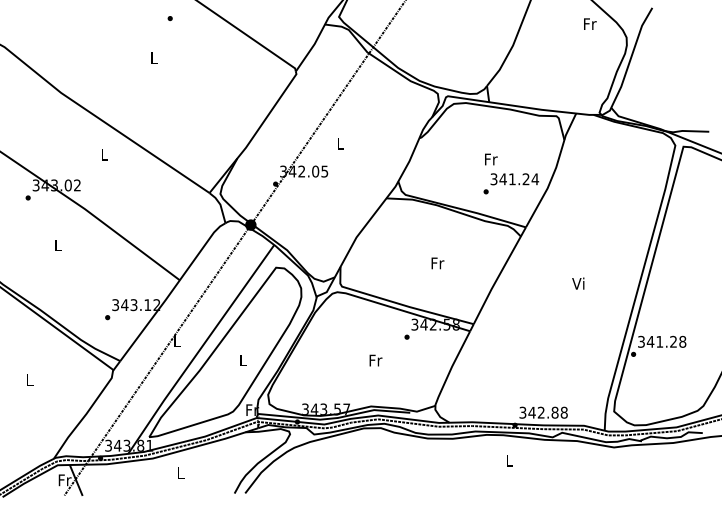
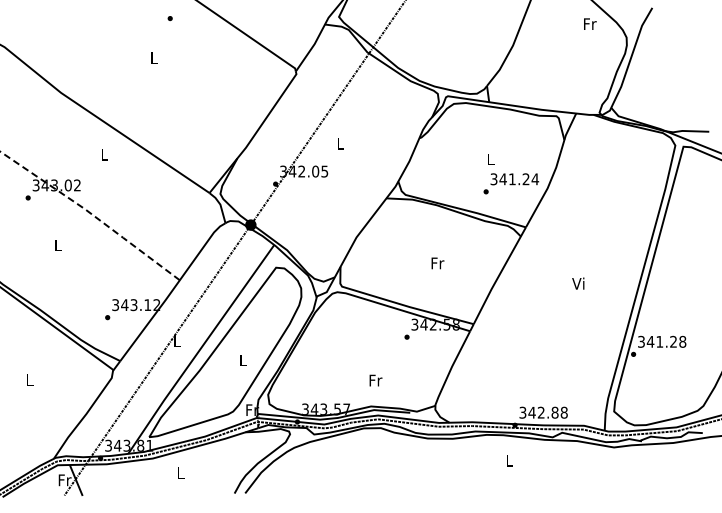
text: Fr -> L (491, 159)
line: solid -> dashed (91, 213)
text position: (375, 360) -> (375, 380) (375, 380)
